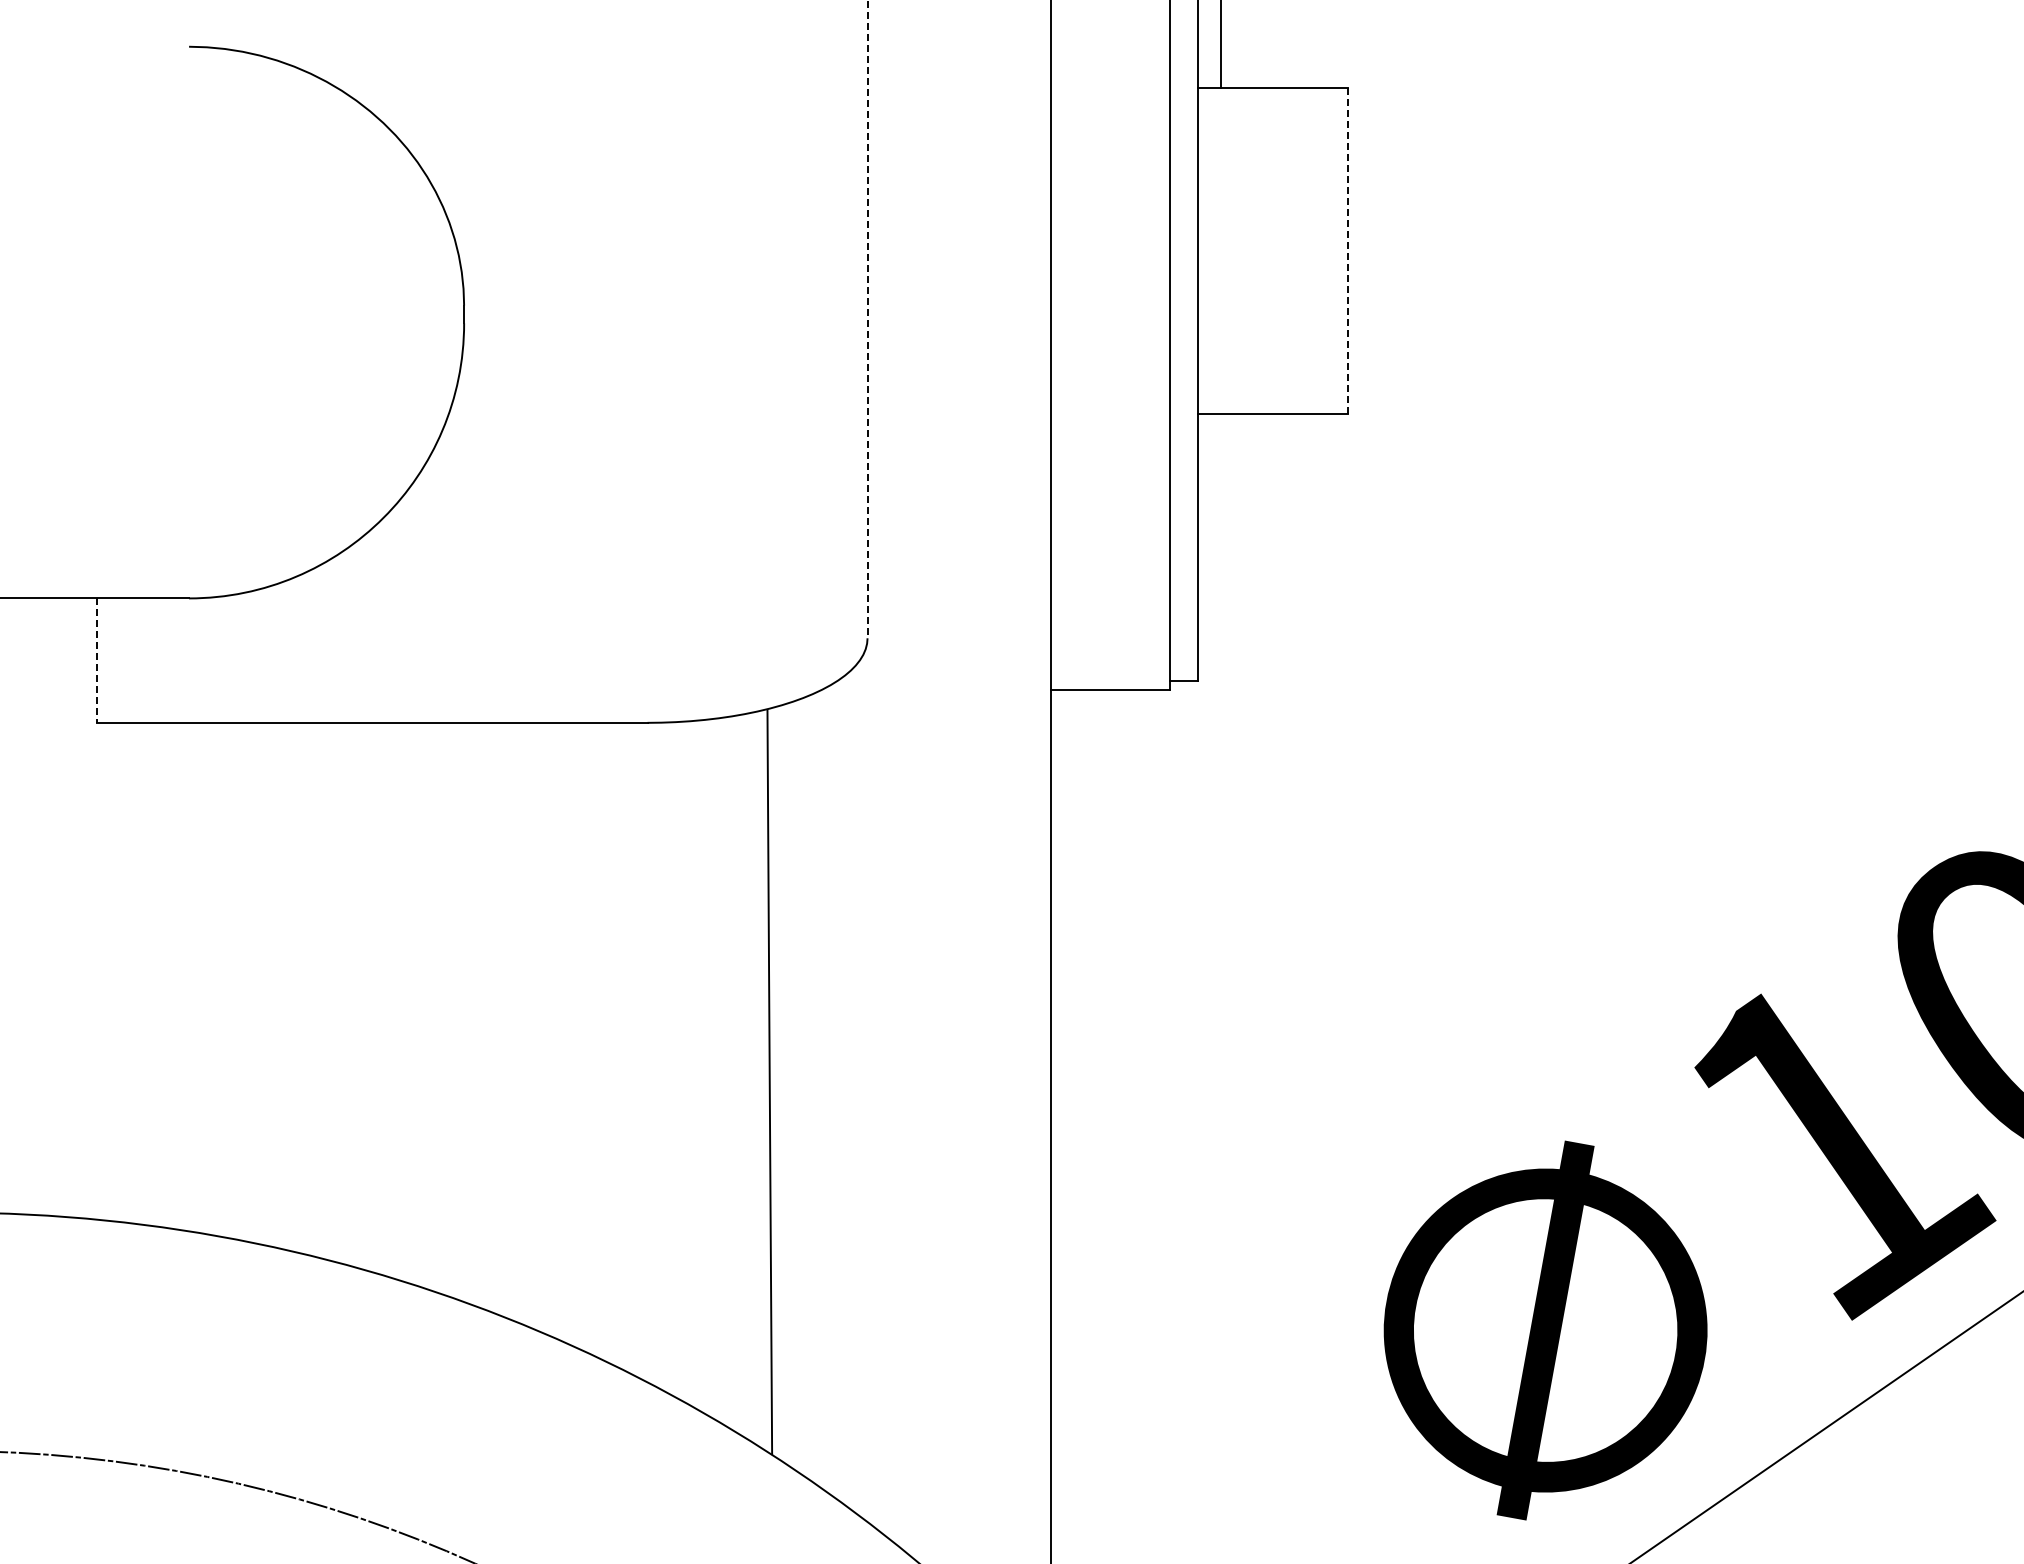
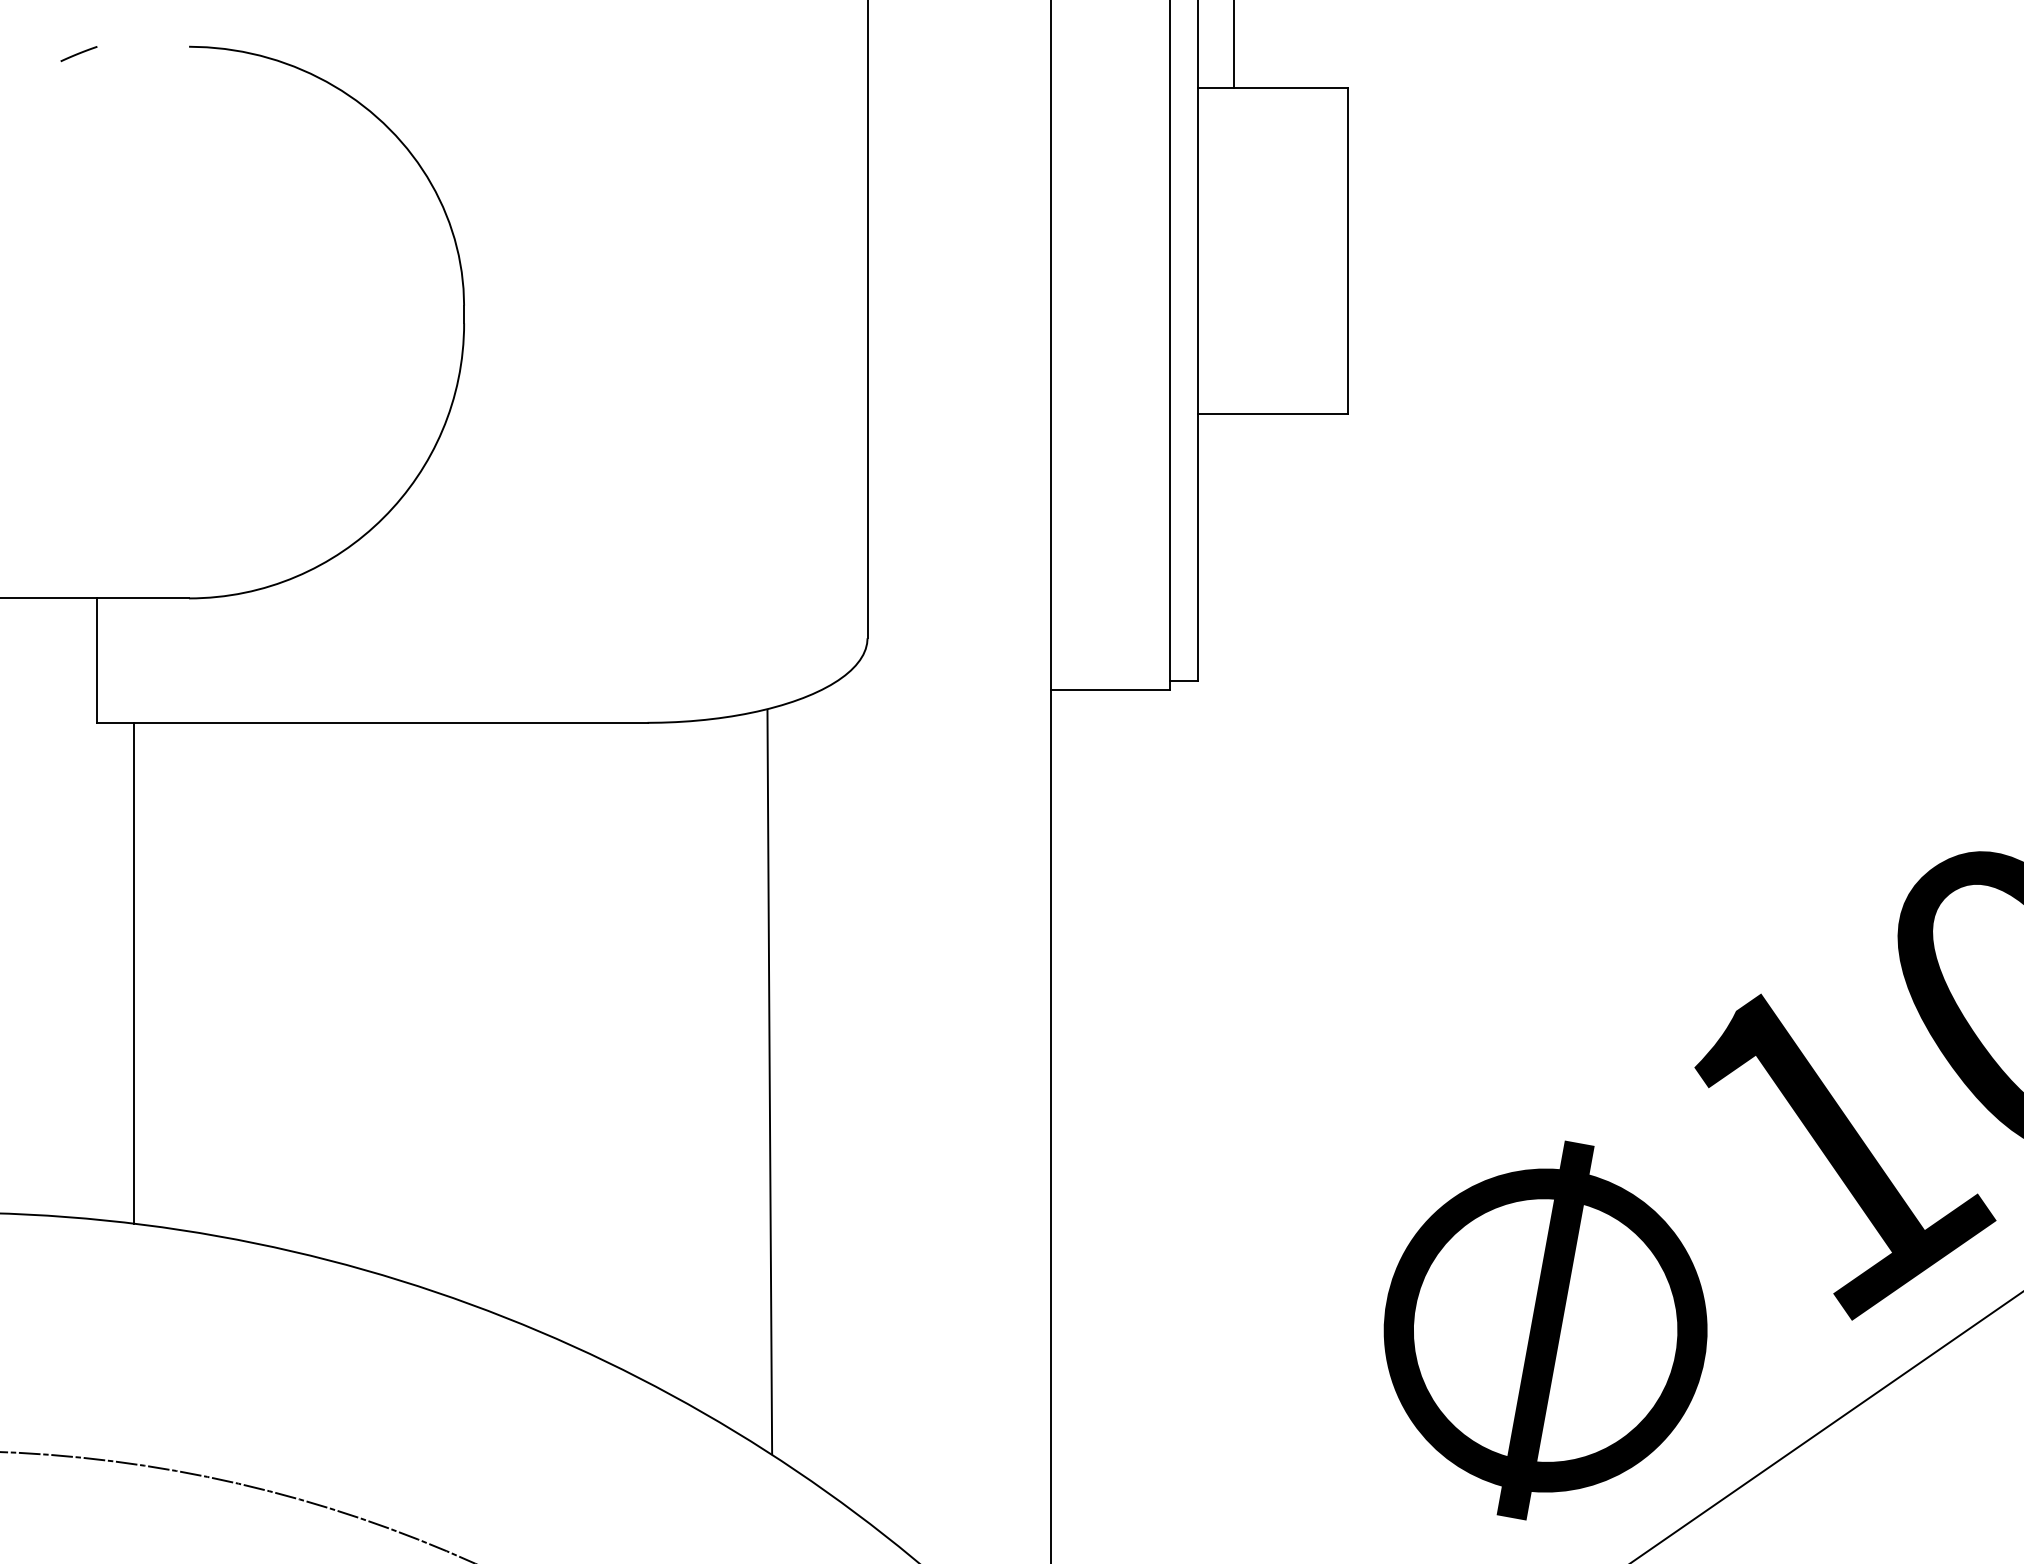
line position: (1221, 45) -> (1234, 45) (1234, 45)
line: none -> present (78, 54)
line: dashed -> solid (1348, 251)
line: dashed -> solid (867, 319)
line: dashed -> solid (97, 661)
line: none -> present (134, 972)
